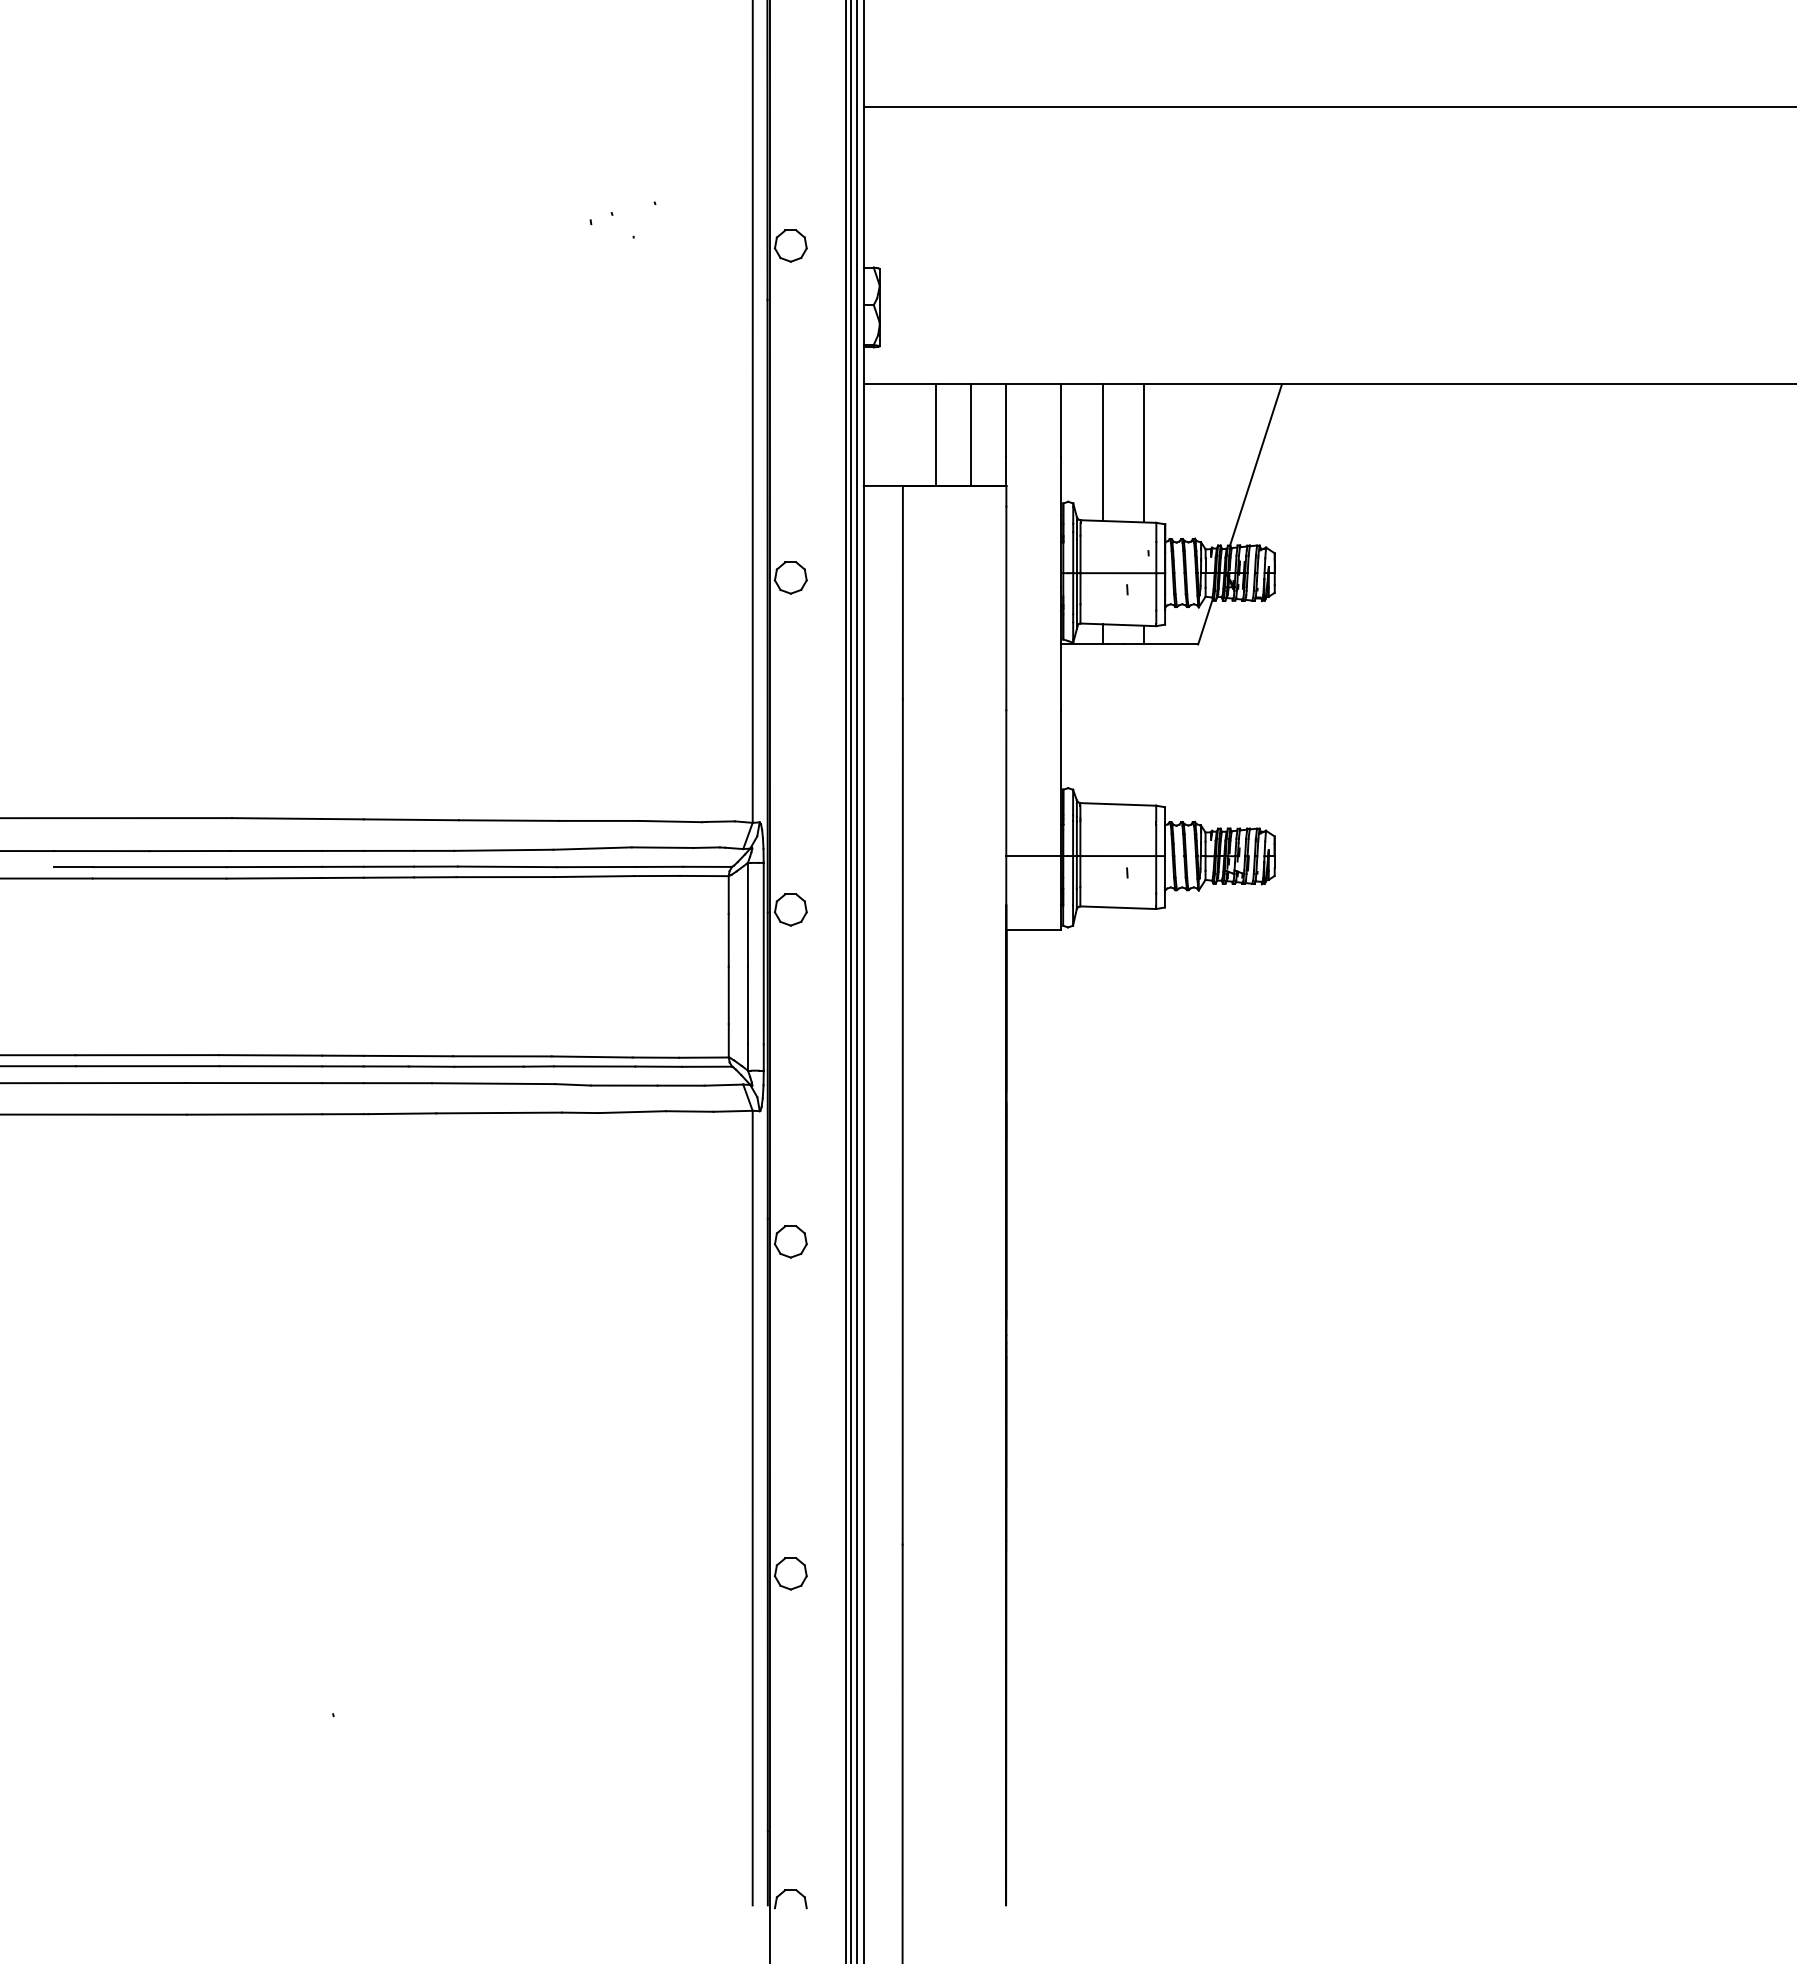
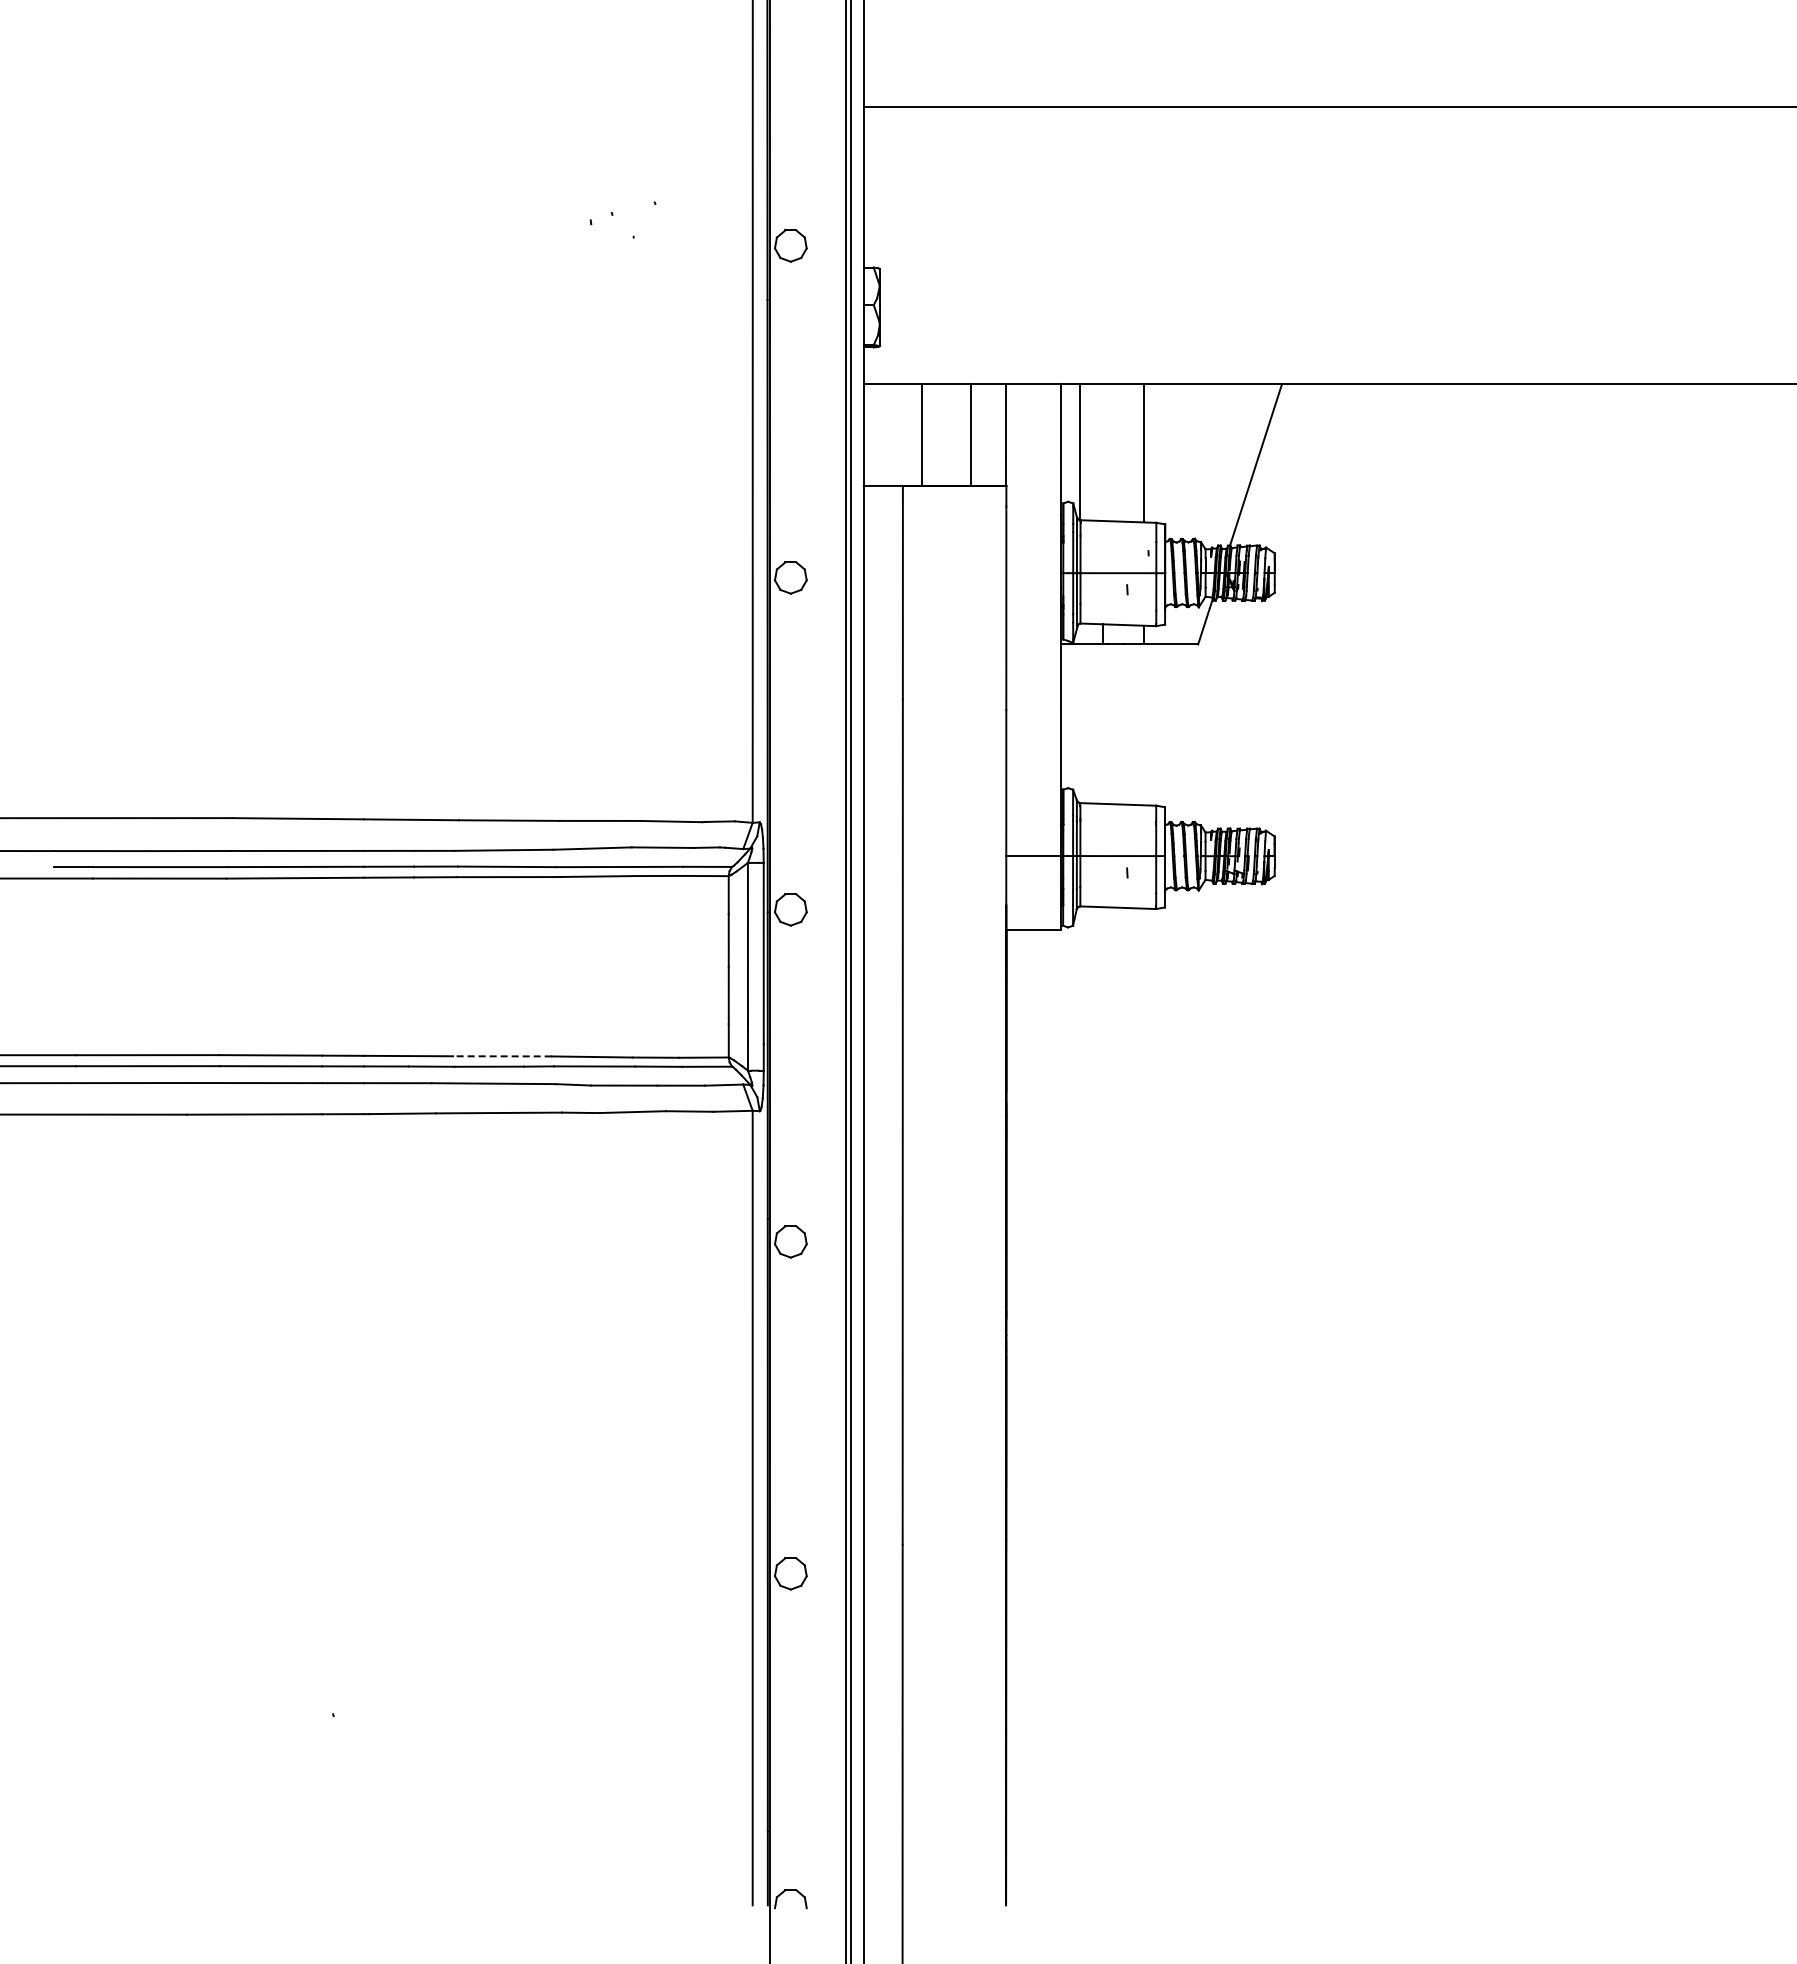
line position: (936, 434) -> (922, 434) (922, 434)
line position: (1102, 452) -> (1079, 452) (1079, 452)
line: present -> none (857, 981)
line: solid -> dashed (501, 1056)
